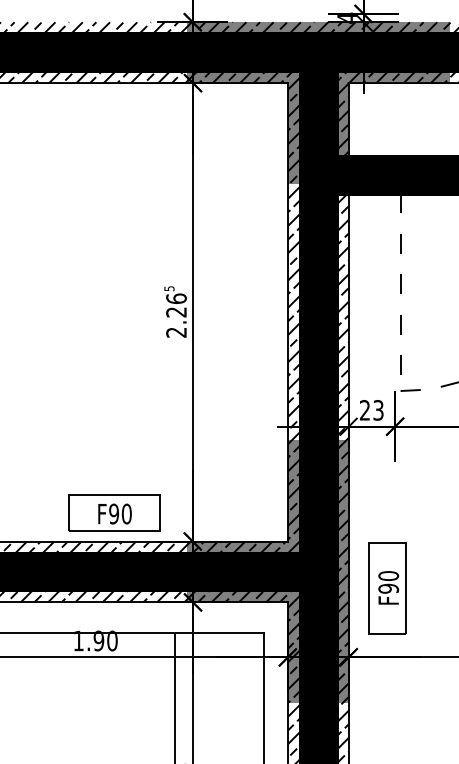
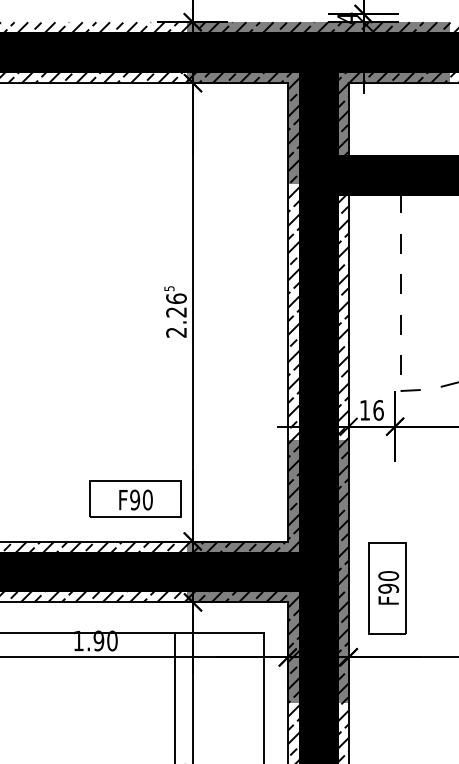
text: 23 -> 16 (371, 410)
part position: (114, 512) -> (135, 498) (135, 498)
